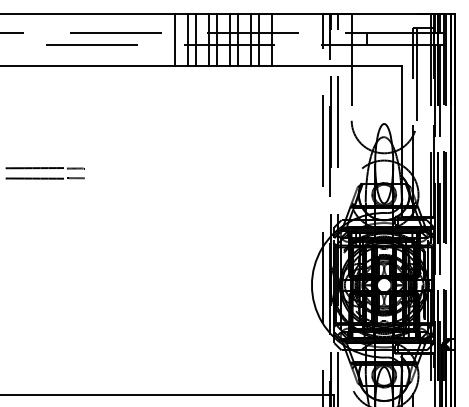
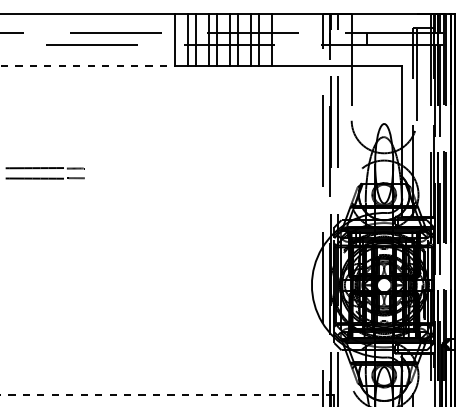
line: solid -> dashed (87, 66)
line: solid -> dashed (166, 394)
